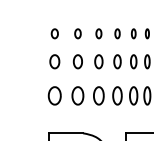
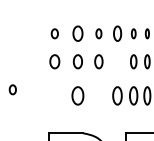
part size: 8x12 px -> 12x17 px (77, 33)
part size: 7x12 px -> 10x17 px (117, 33)
part: present -> none (117, 61)
part: none -> present (12, 89)
part: present -> none (54, 95)
part: present -> none (98, 95)
